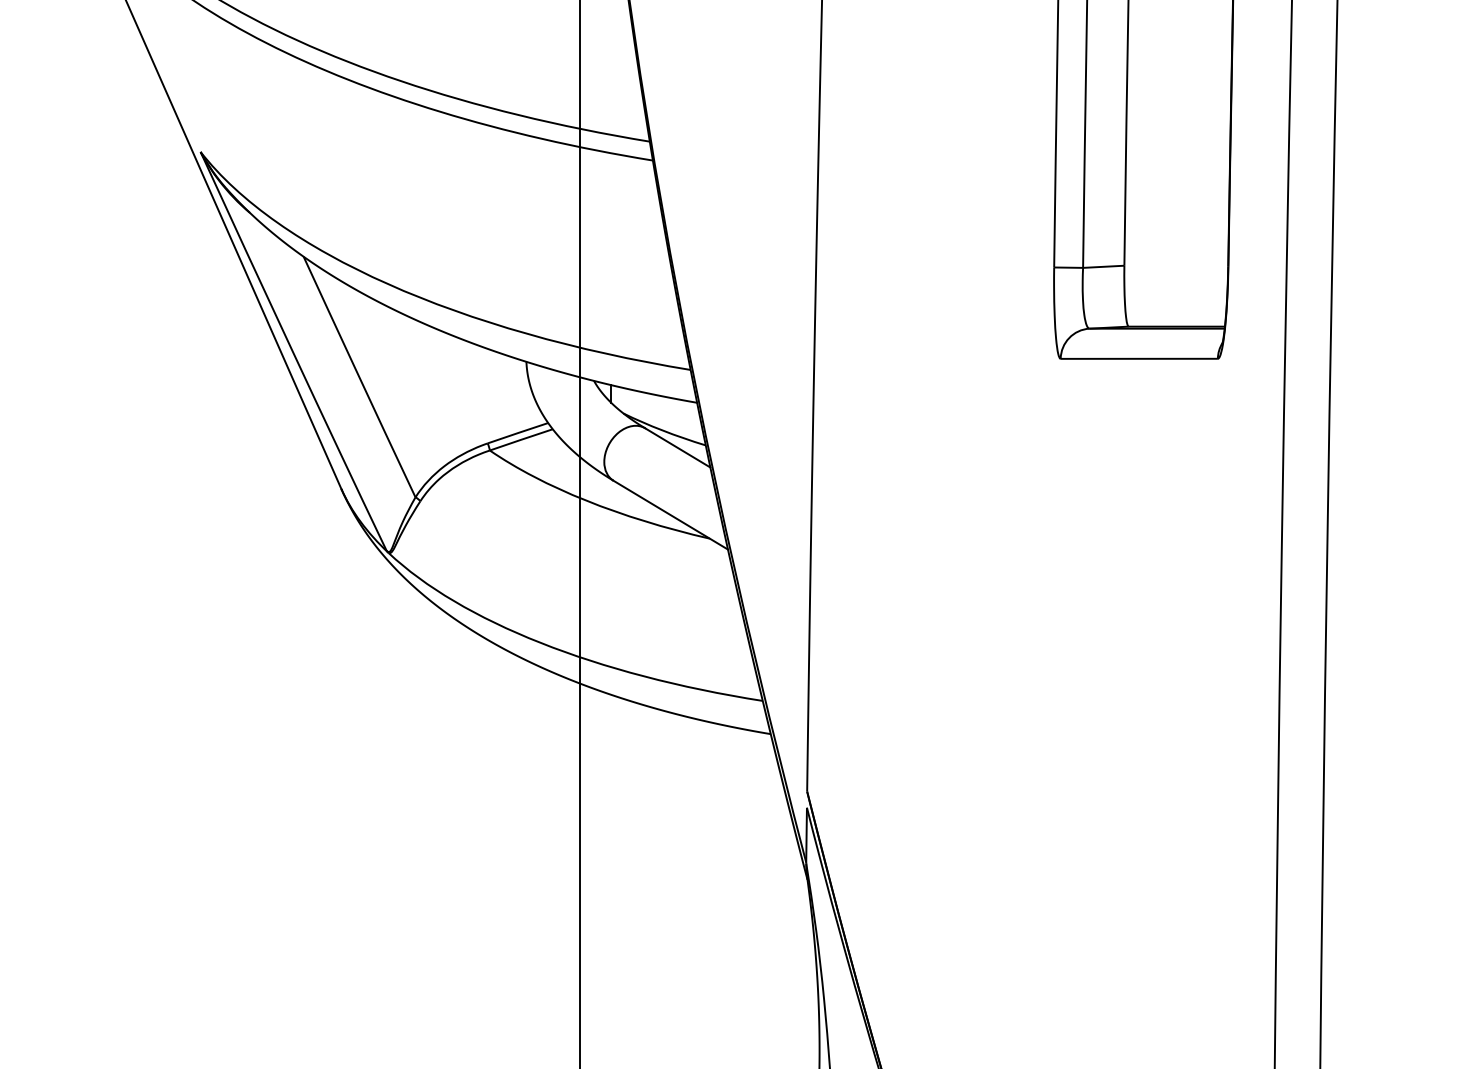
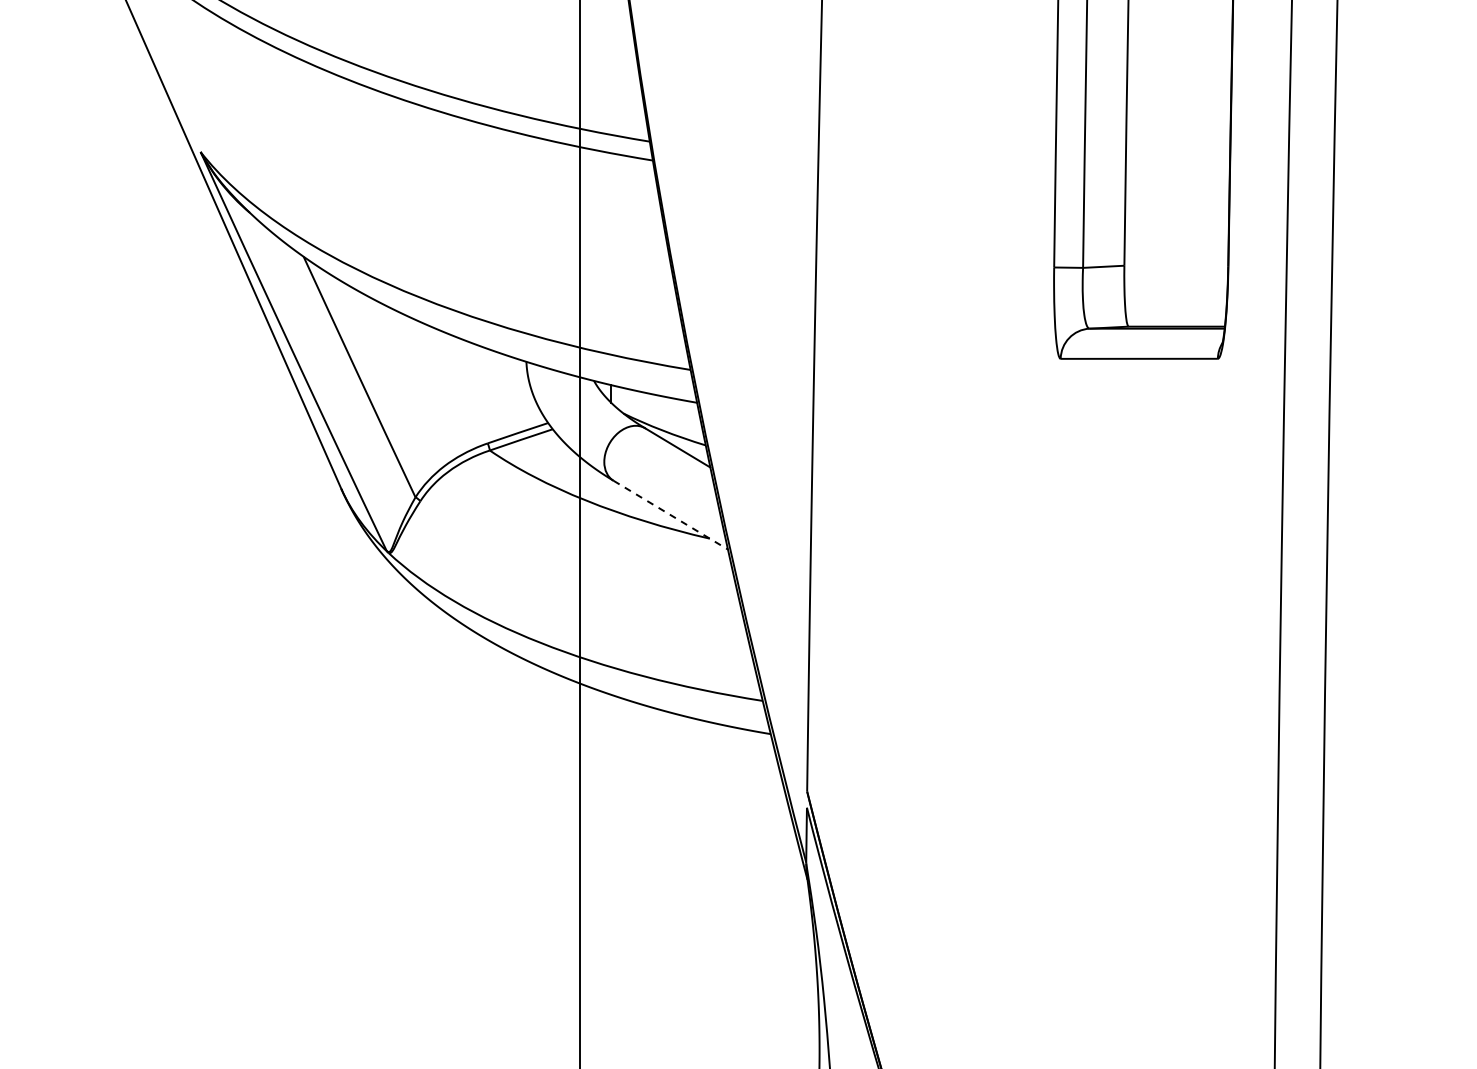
line: solid -> dashed (670, 515)
